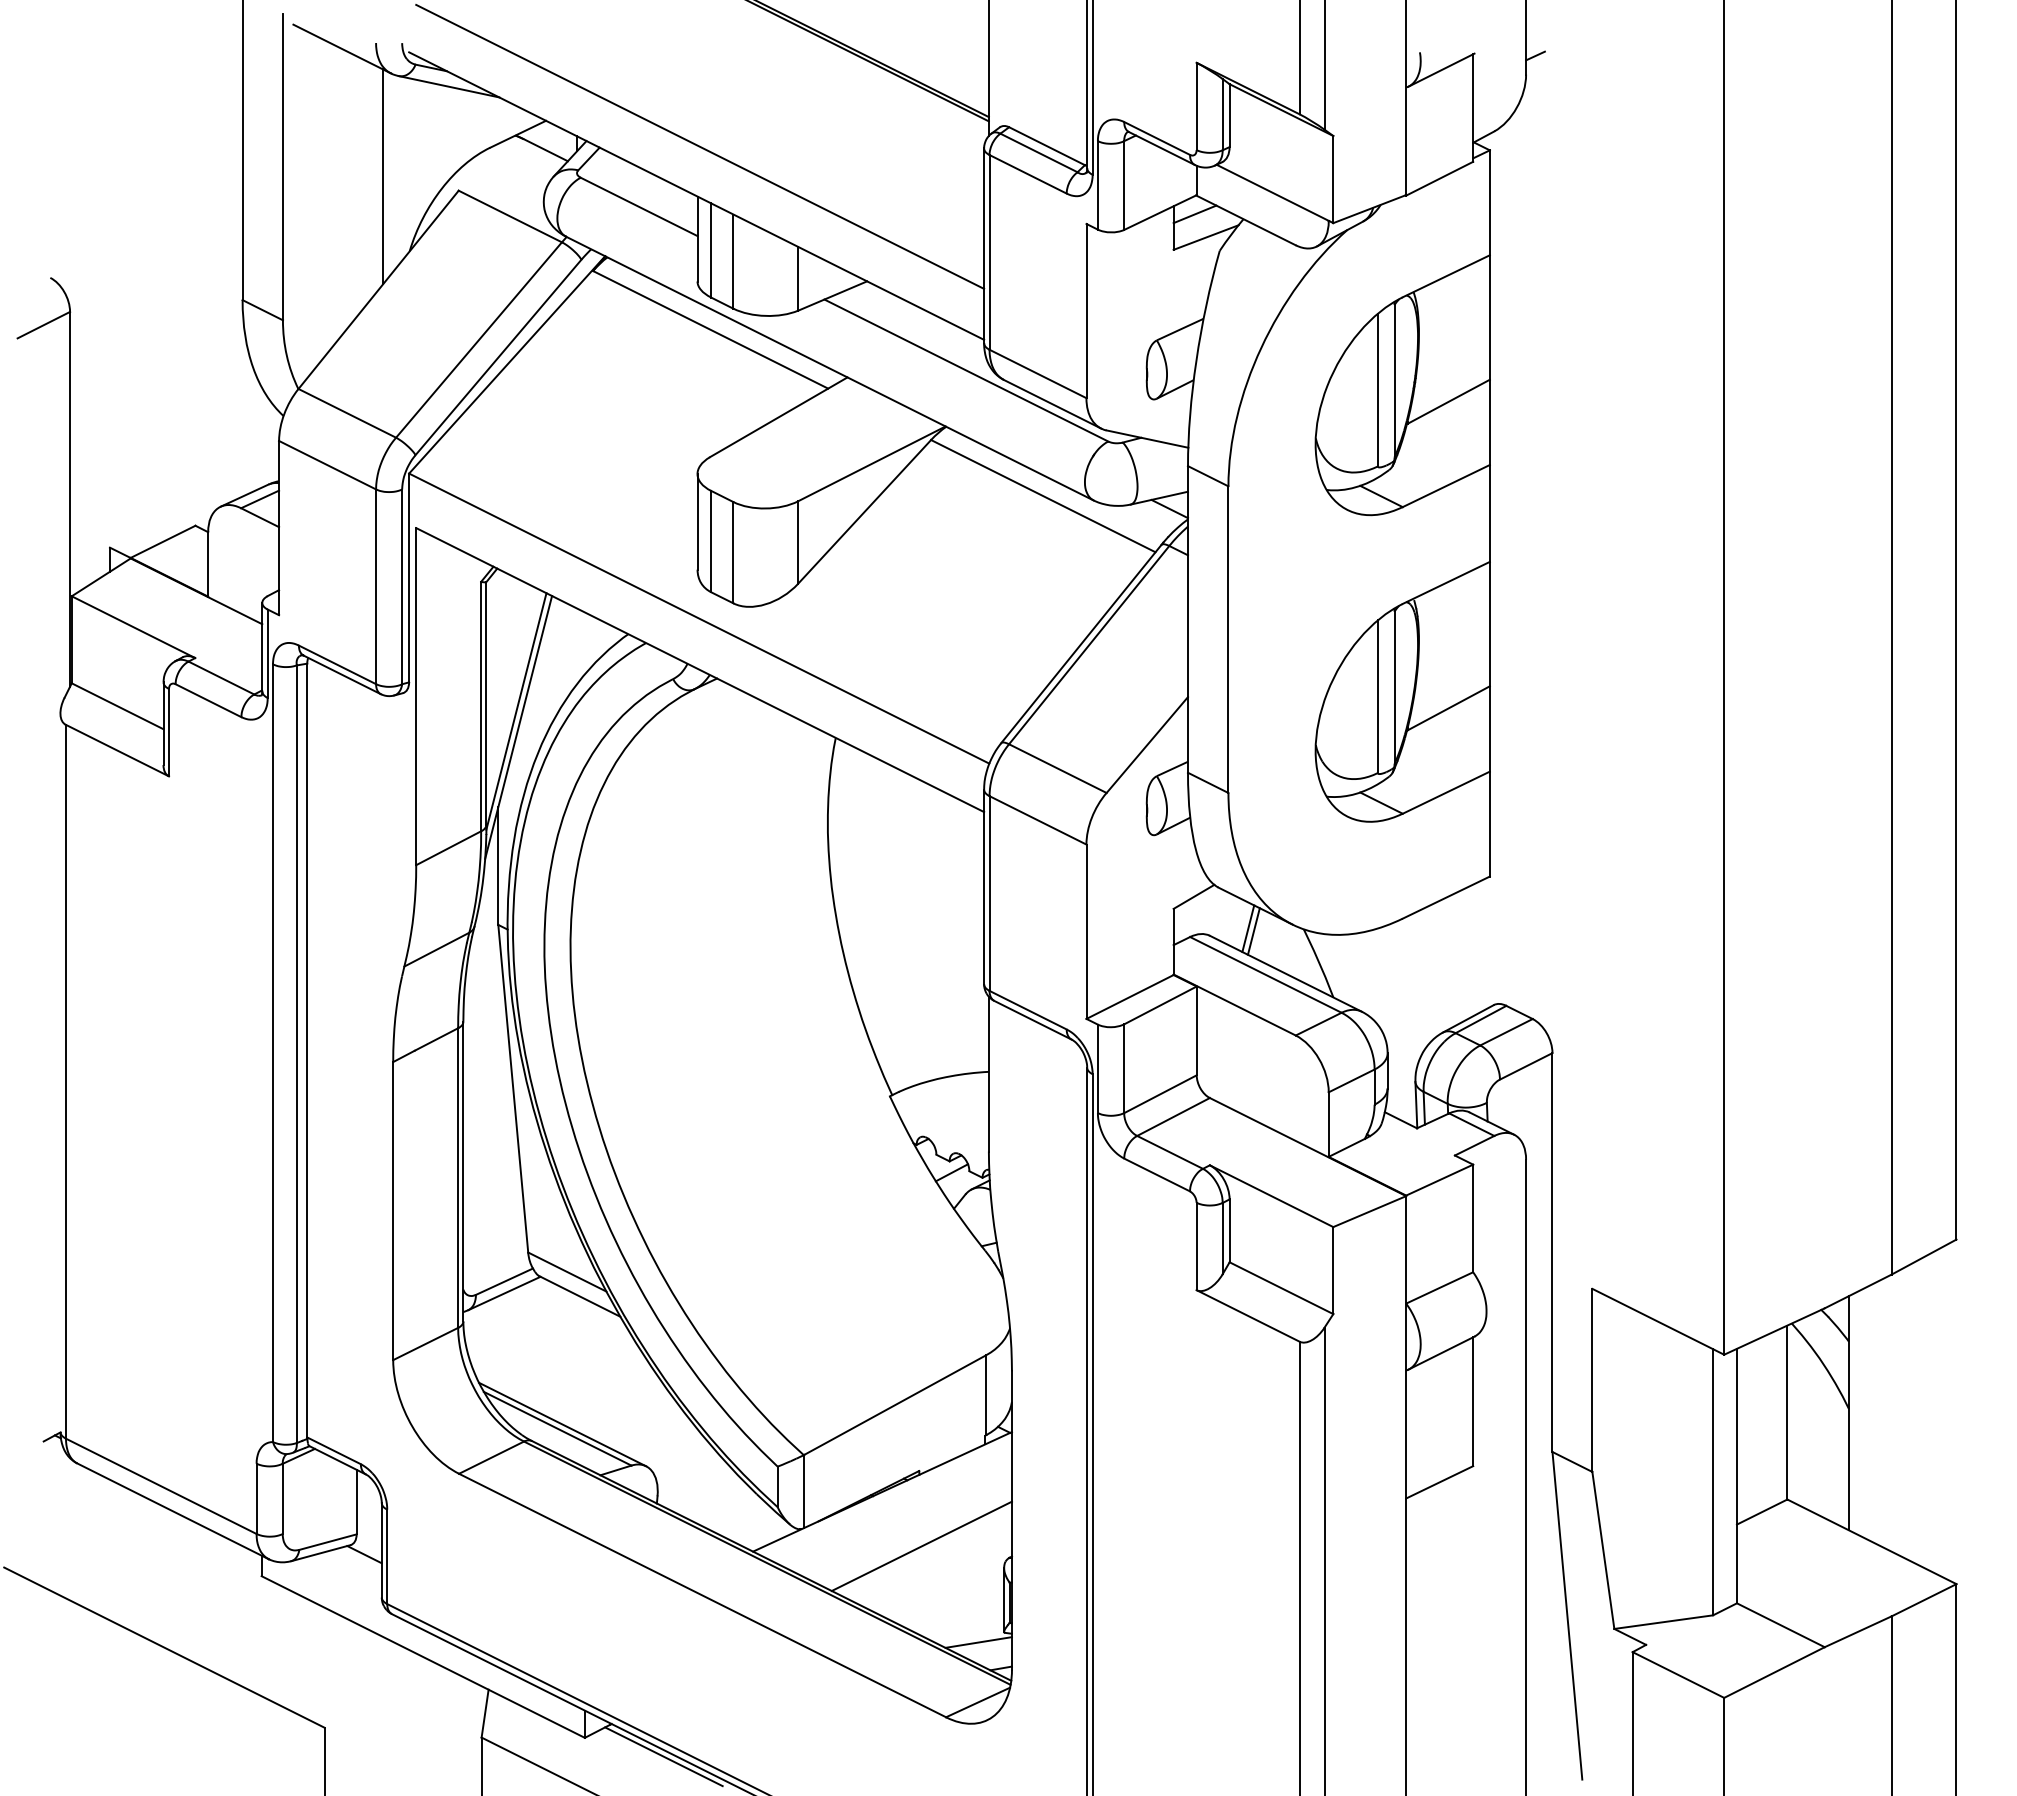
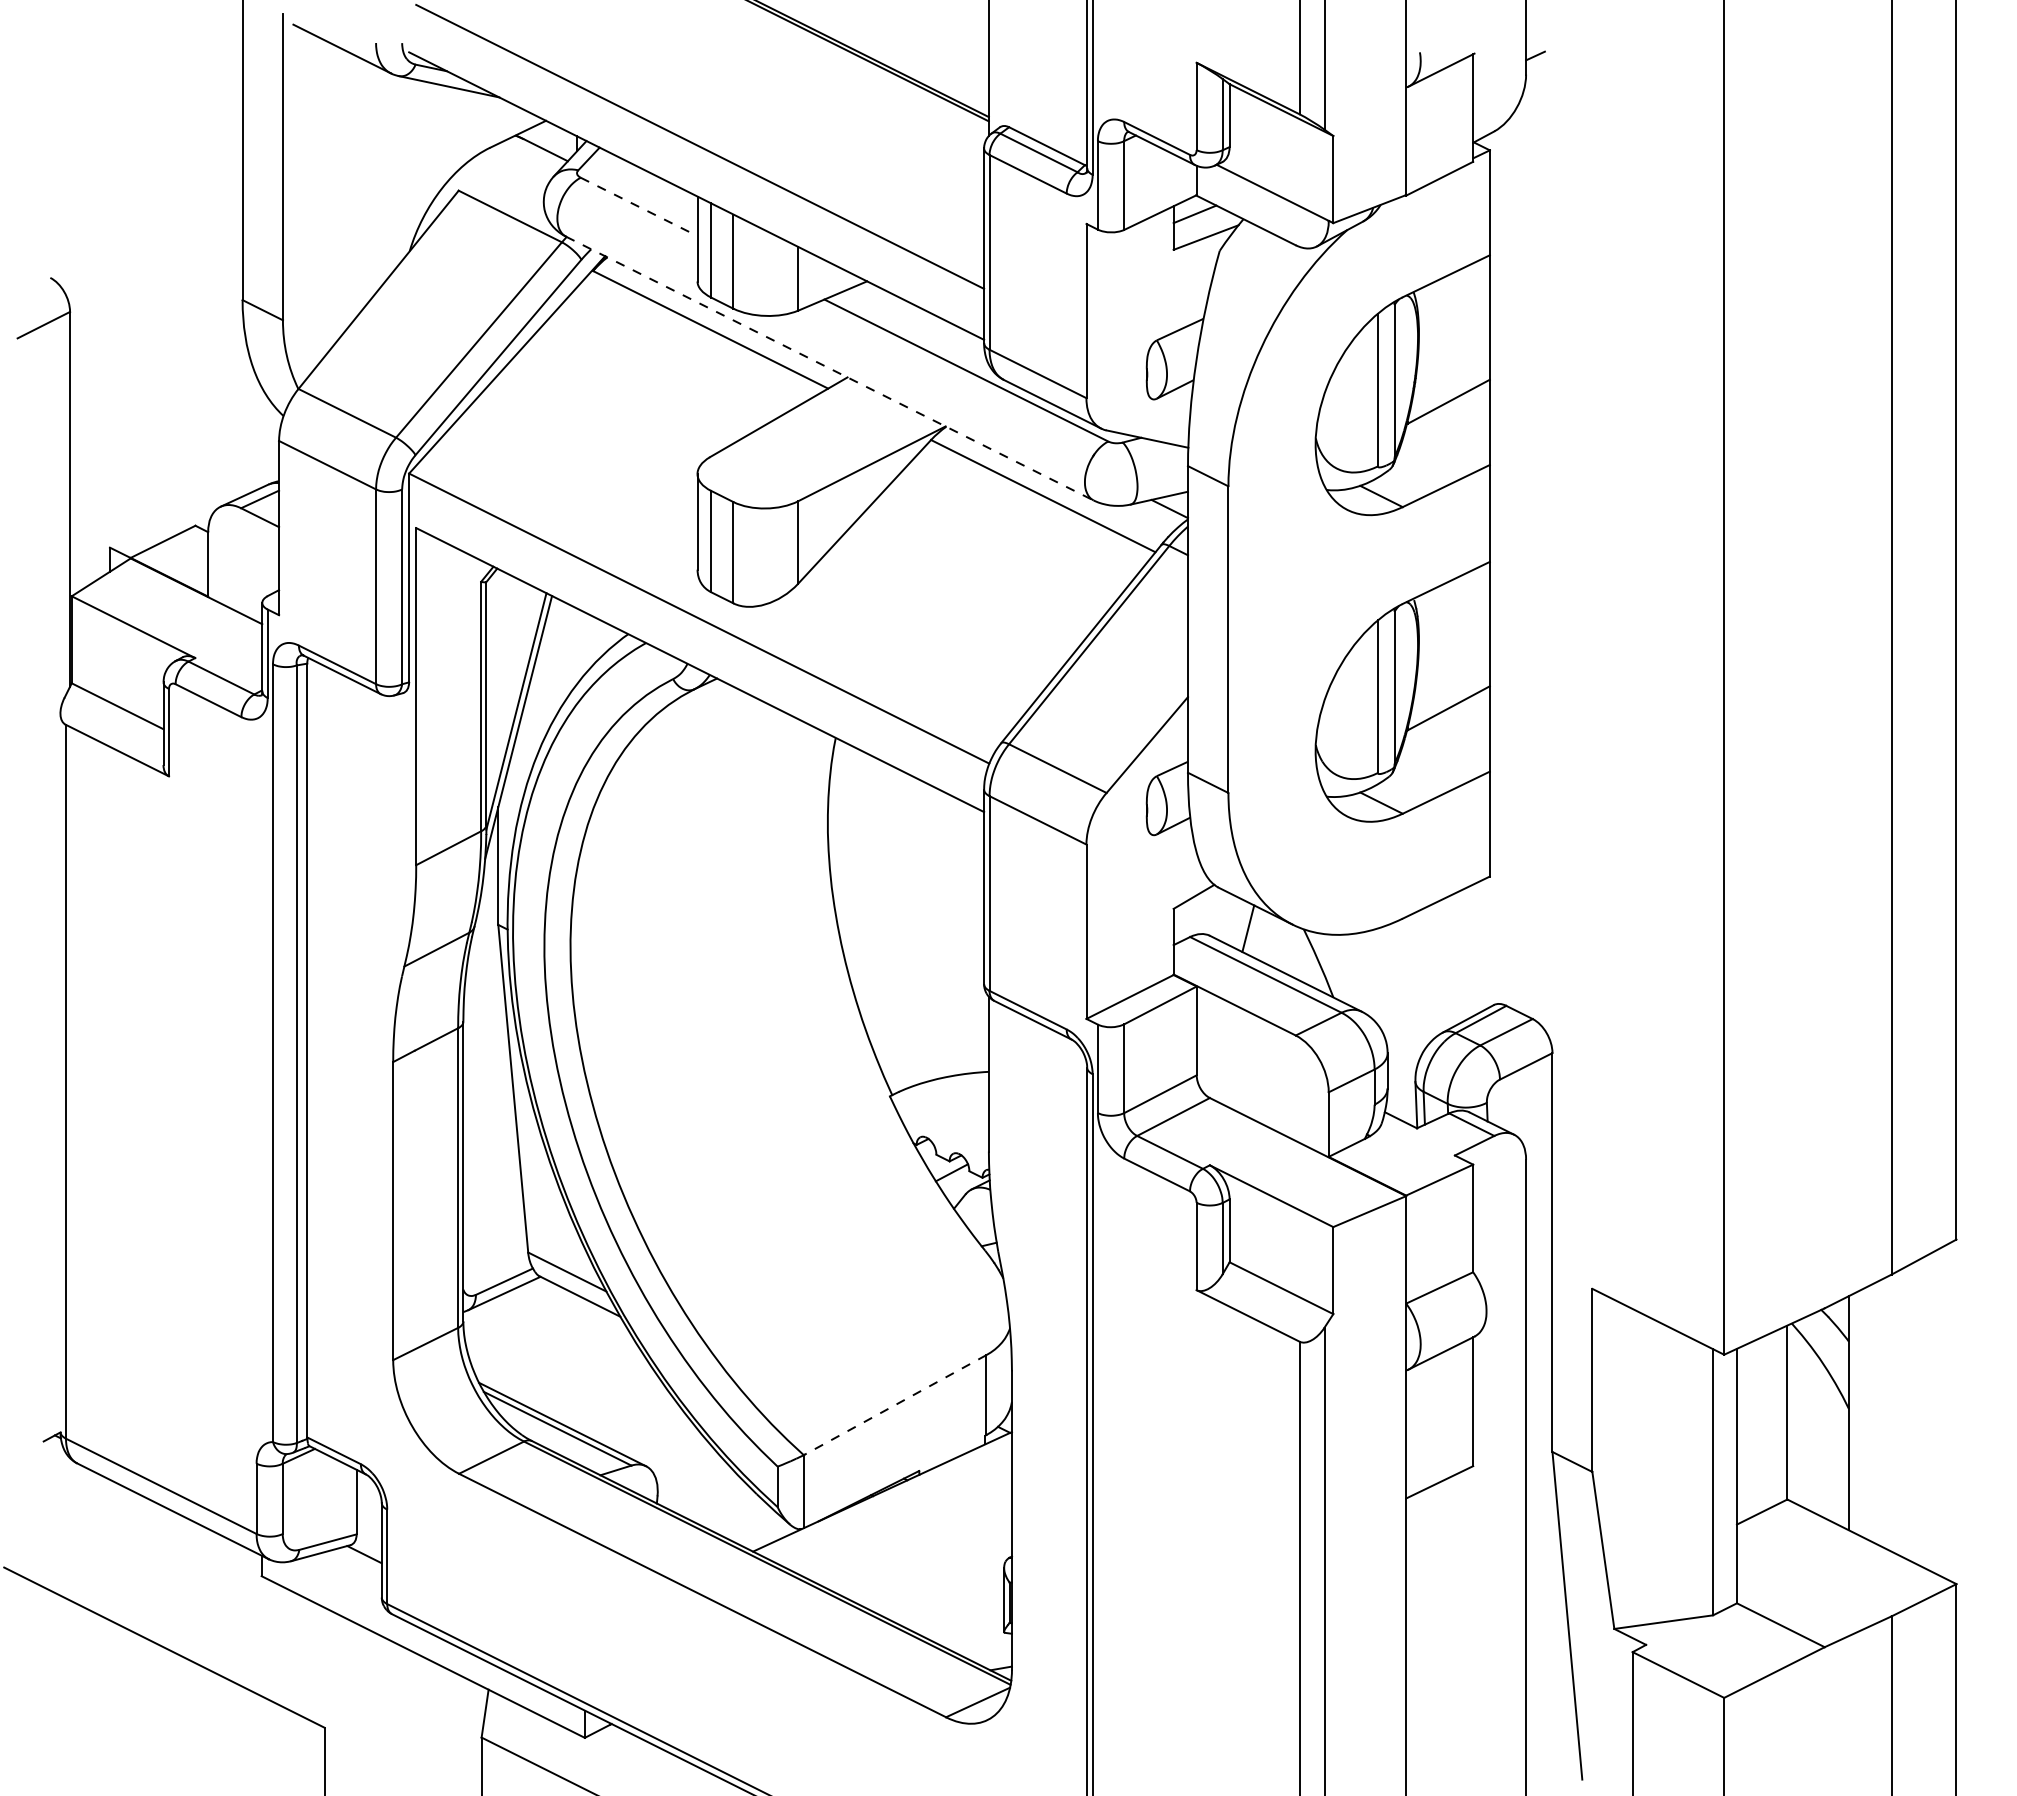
line: present -> none (382, 176)
line: solid -> dashed (639, 207)
line: solid -> dashed (829, 368)
line: present -> none (1253, 931)
line: solid -> dashed (894, 1405)
line: present -> none (921, 1546)
line: present -> none (978, 1642)
line: present -> none (663, 1756)
